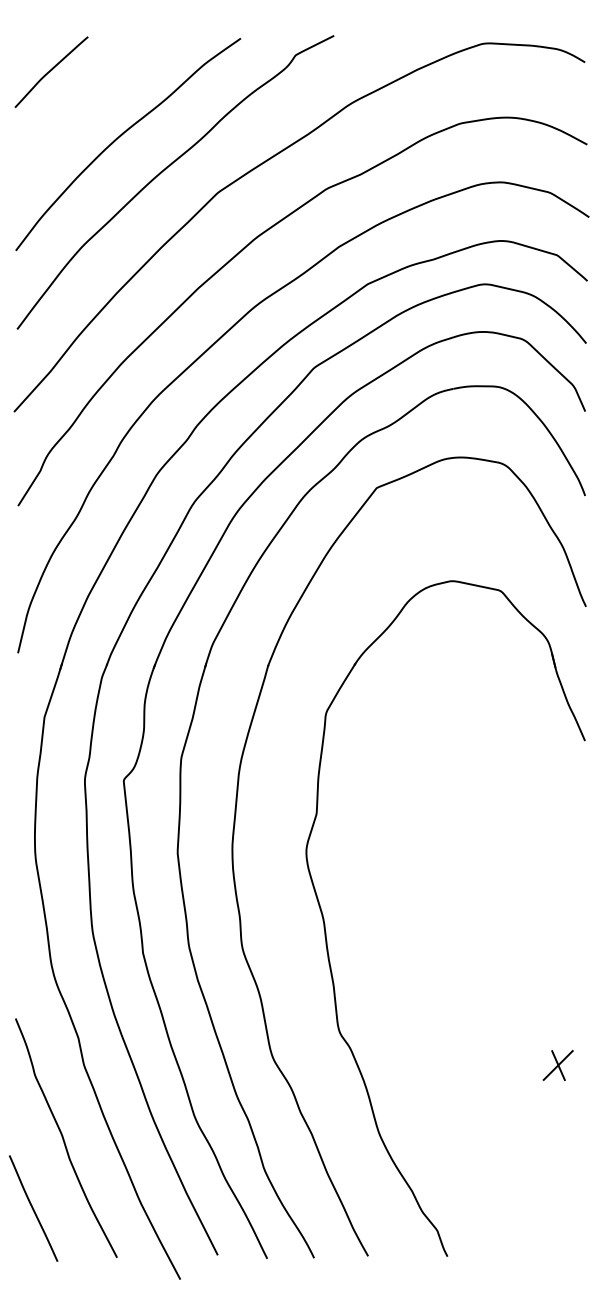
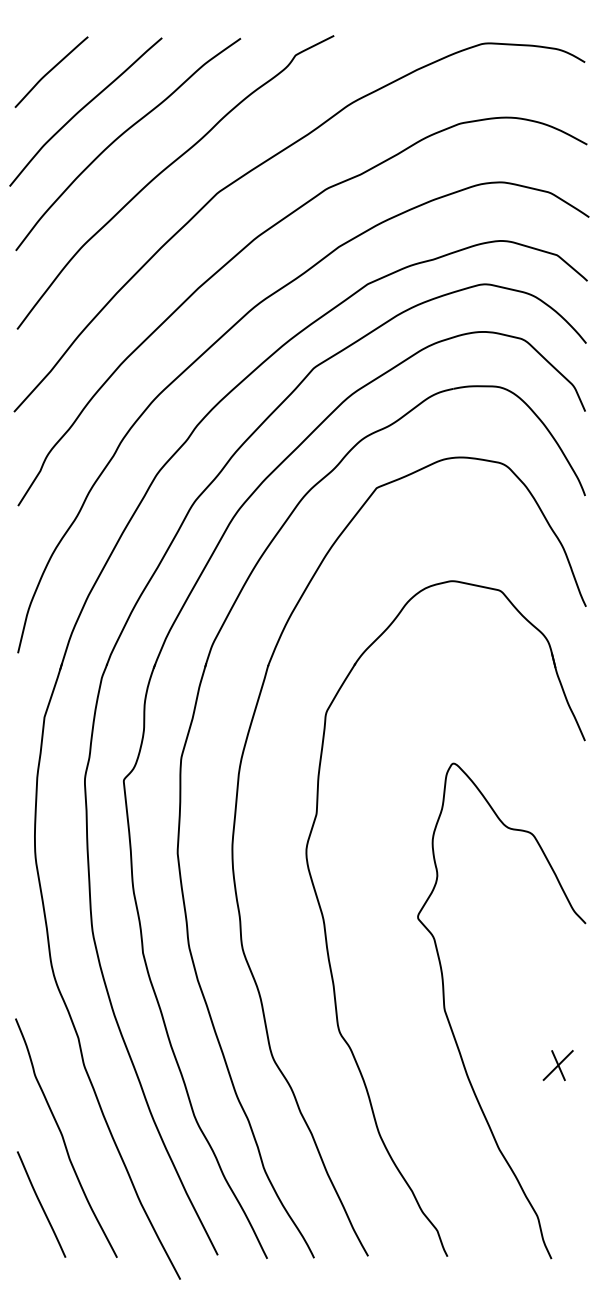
curve: none -> present (84, 108)
curve: none -> present (451, 1025)
curve position: (33, 1208) -> (41, 1204) (41, 1204)
